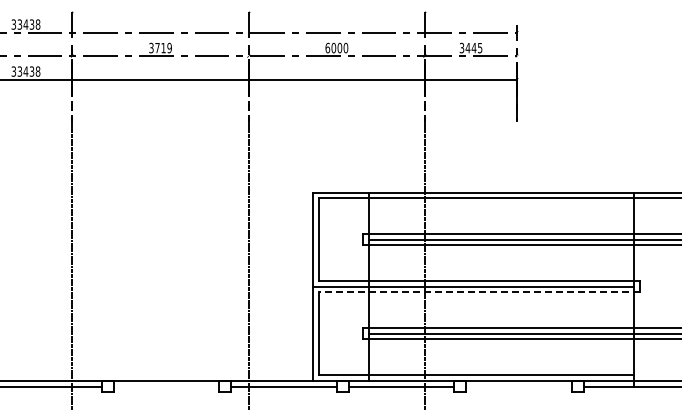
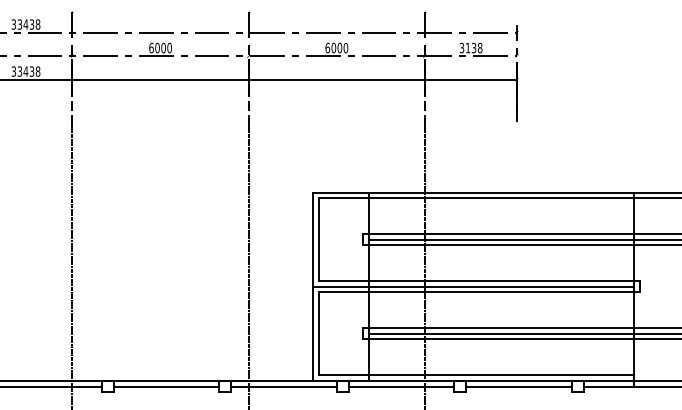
text: 3719 -> 6000 (160, 47)
text: 3445 -> 3138 (473, 47)
line: dashed -> solid (478, 292)
line: none -> present (166, 386)
line: none -> present (518, 386)
